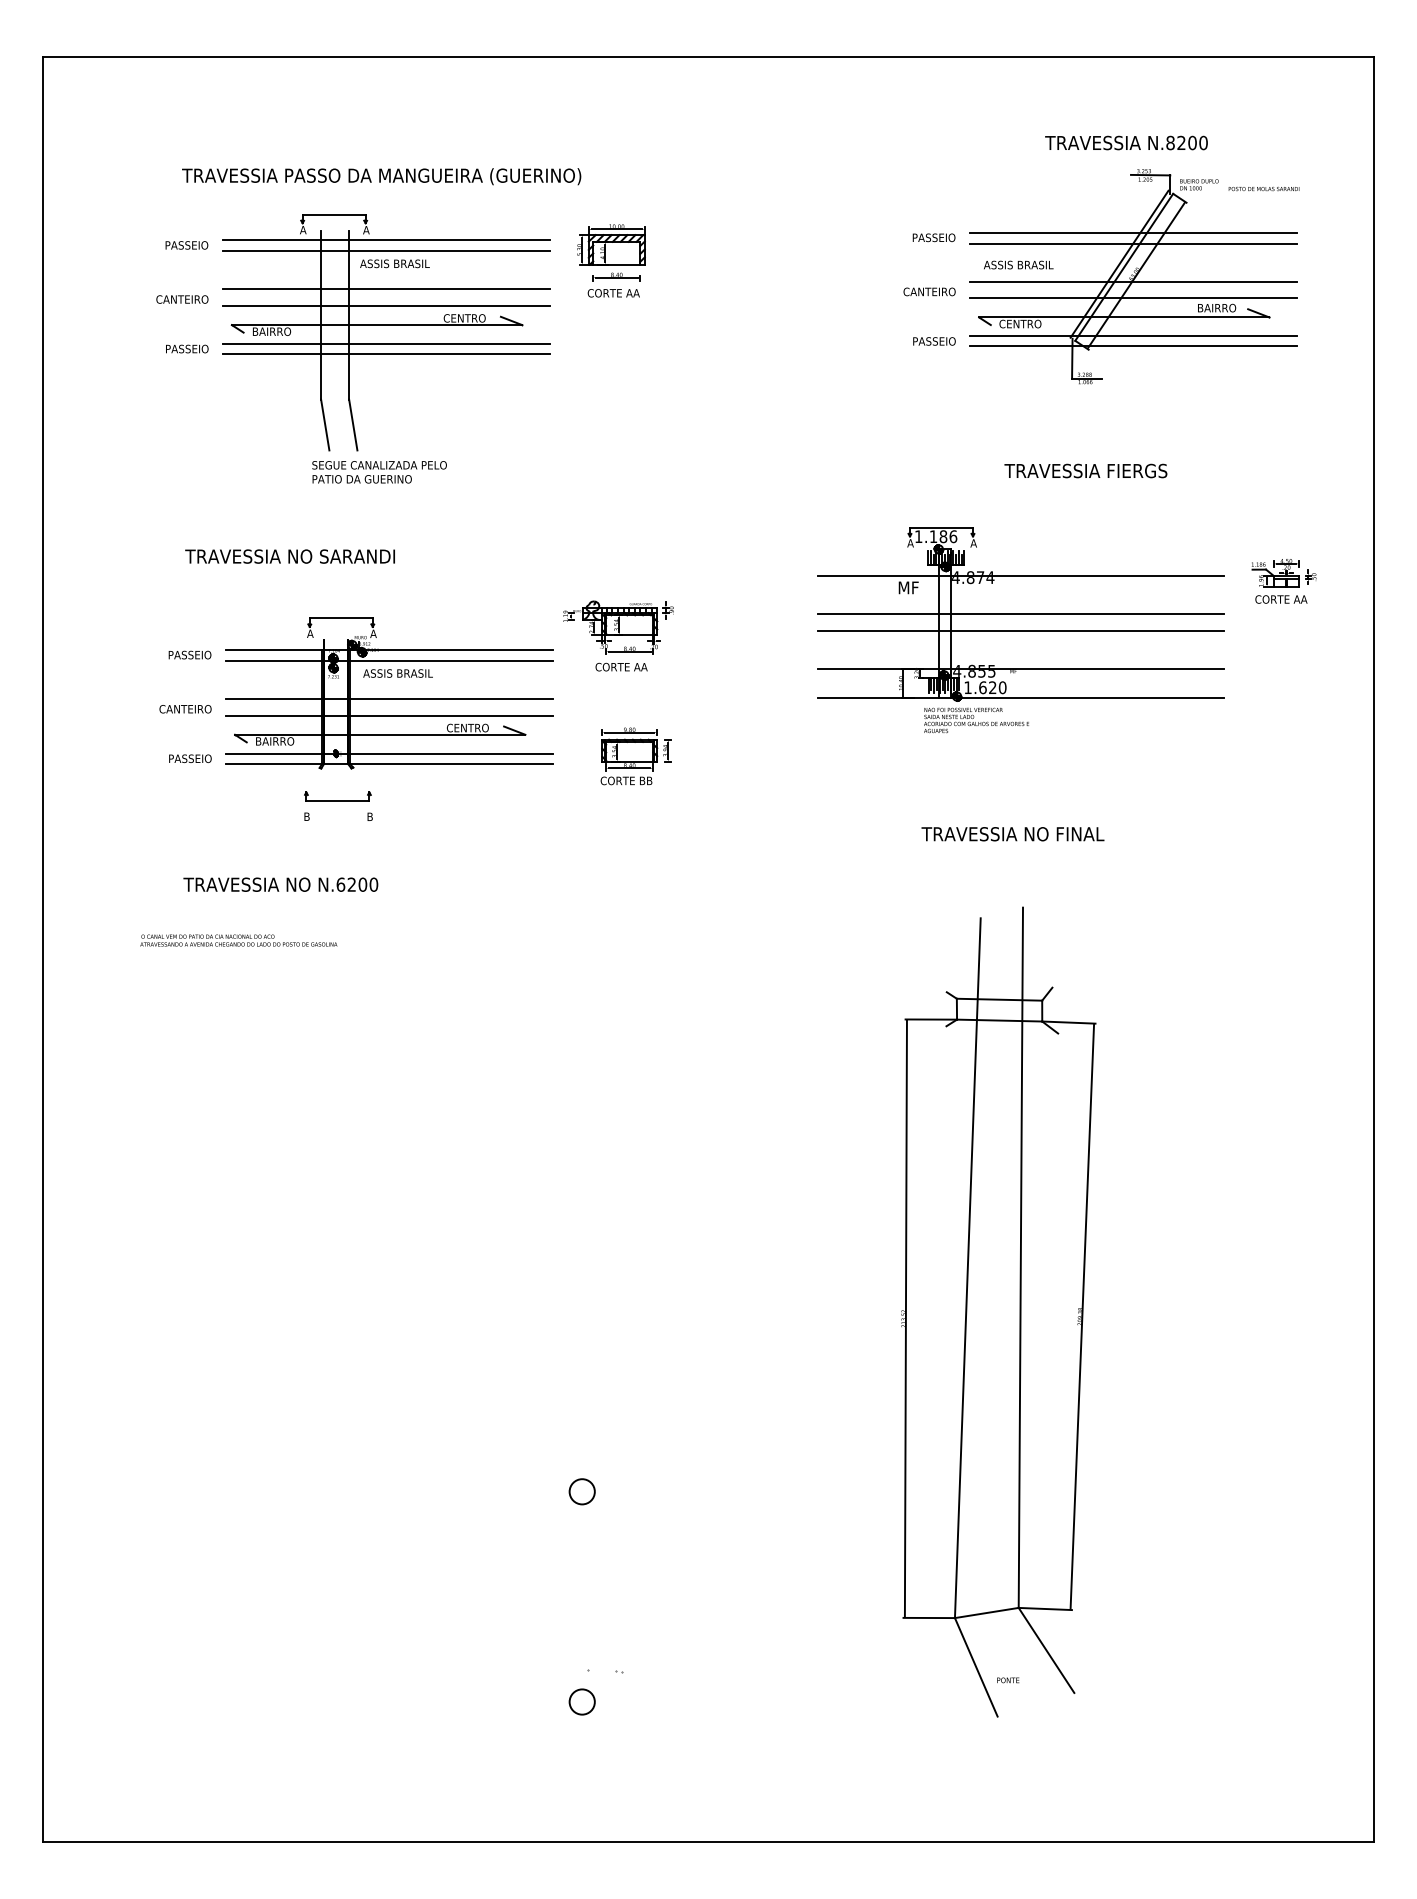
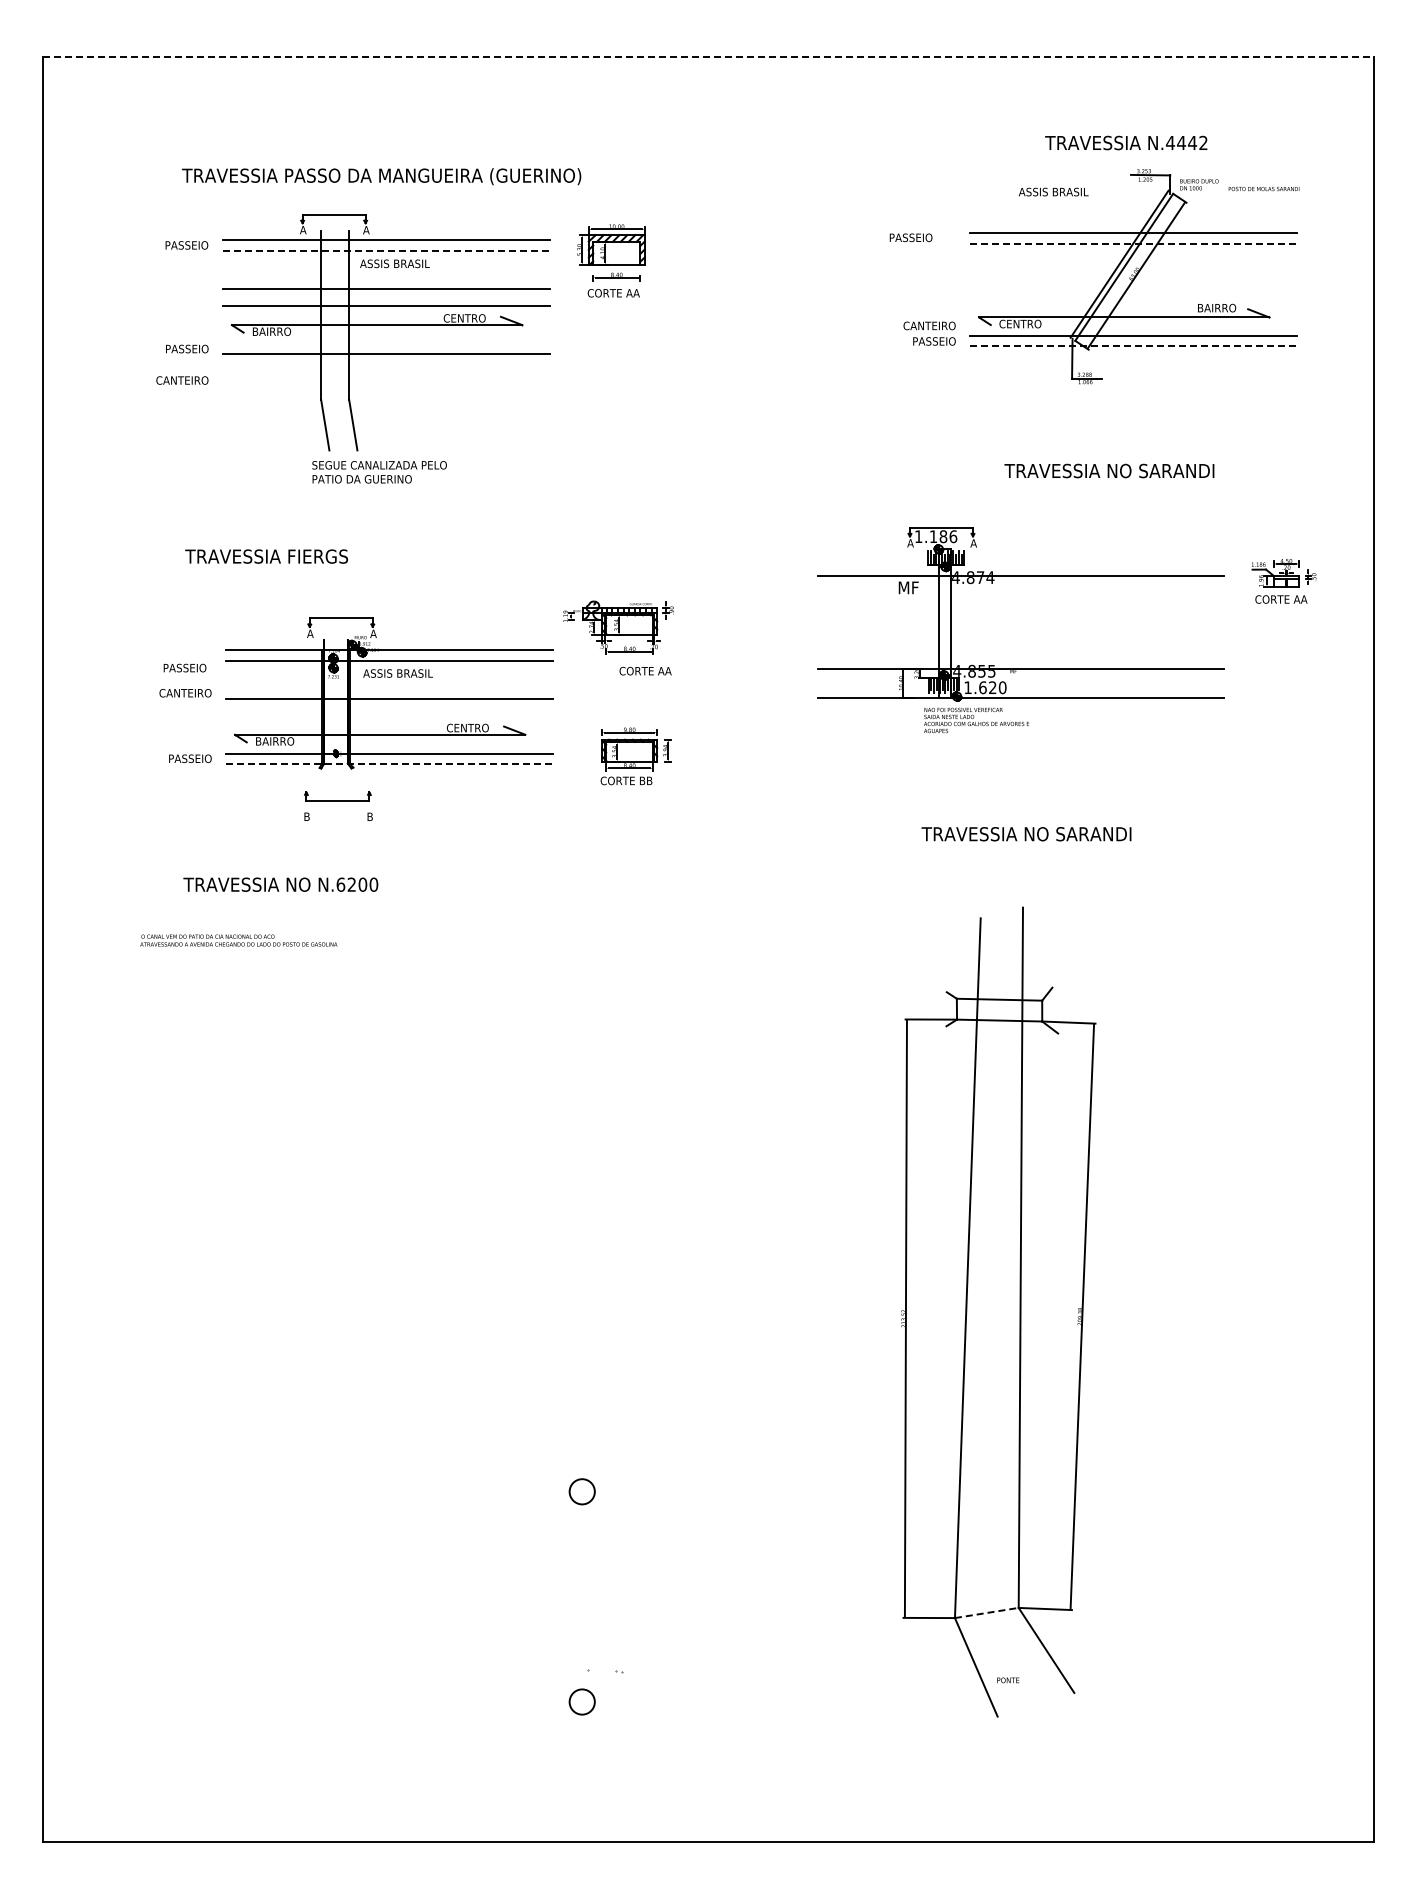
line: solid -> dashed (708, 56)
text: N.8200 -> N.4442 (1186, 142)
text position: (933, 237) -> (910, 237) (910, 237)
line: solid -> dashed (1133, 243)
line: solid -> dashed (386, 251)
text position: (1018, 264) -> (1053, 191) (1053, 191)
line: present -> none (1133, 281)
text position: (929, 291) -> (929, 325) (929, 325)
line: present -> none (1133, 298)
text position: (182, 299) -> (182, 380) (182, 380)
line: present -> none (386, 343)
line: solid -> dashed (1133, 346)
text: TRAVESSIA FIERGS -> TRAVESSIA NO SARANDI (1161, 470)
text: TRAVESSIA NO SARANDI -> TRAVESSIA FIERGS (342, 556)
line: present -> none (1020, 613)
line: present -> none (1020, 631)
text position: (189, 654) -> (184, 667) (184, 667)
text position: (621, 666) -> (645, 670) (645, 670)
text position: (185, 709) -> (185, 693) (185, 693)
line: present -> none (389, 715)
line: solid -> dashed (389, 763)
text: TRAVESSIA NO FINAL -> TRAVESSIA NO SARANDI (1093, 834)
line: solid -> dashed (987, 1612)
